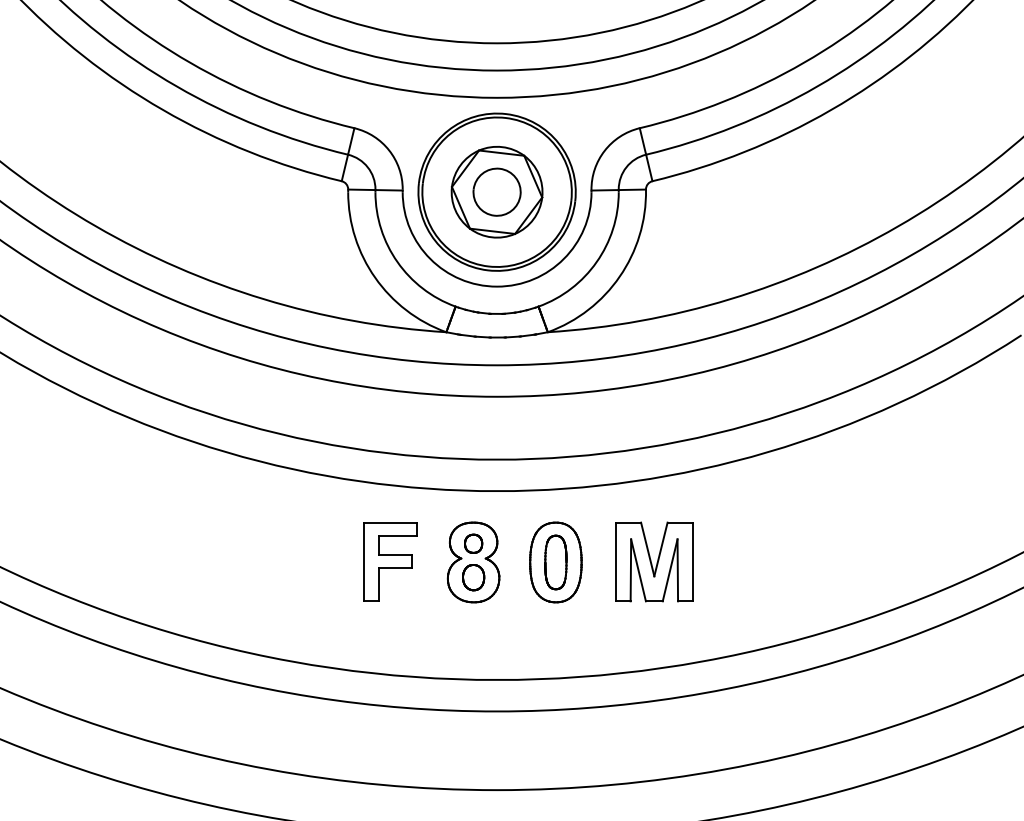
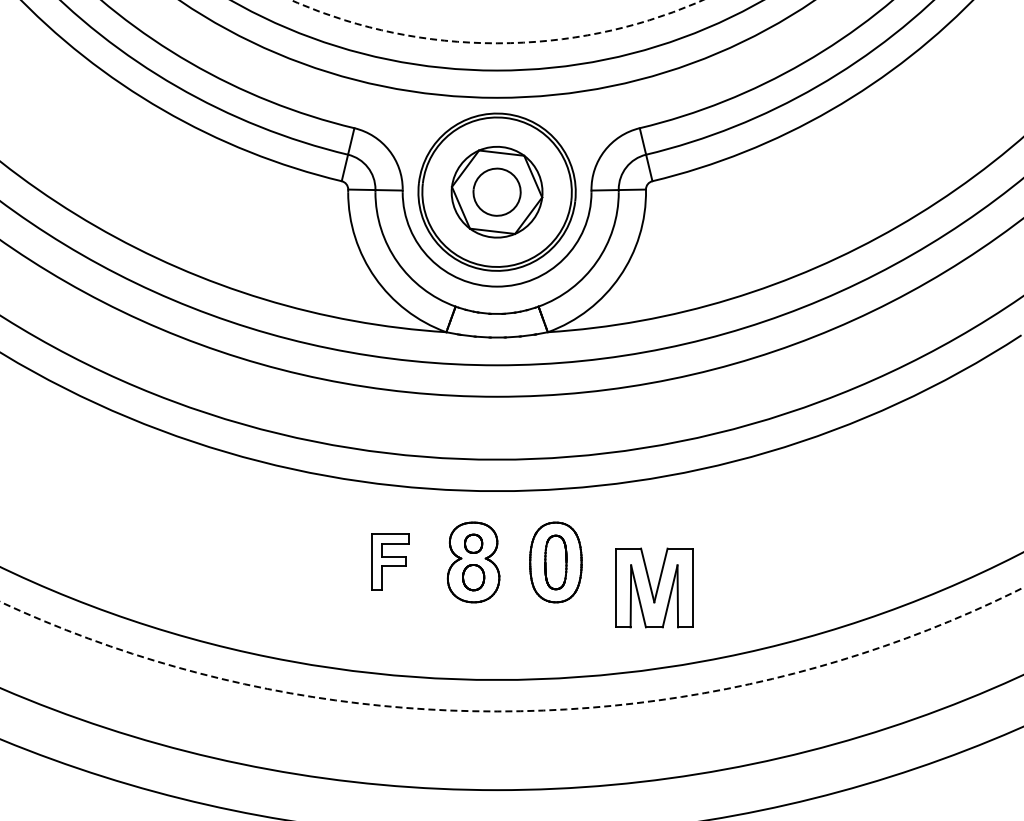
arc: solid -> dashed (497, 43)
part size: 55x80 px -> 39x58 px (390, 561)
part position: (654, 561) -> (654, 587) (654, 587)
arc: solid -> dashed (513, 711)
